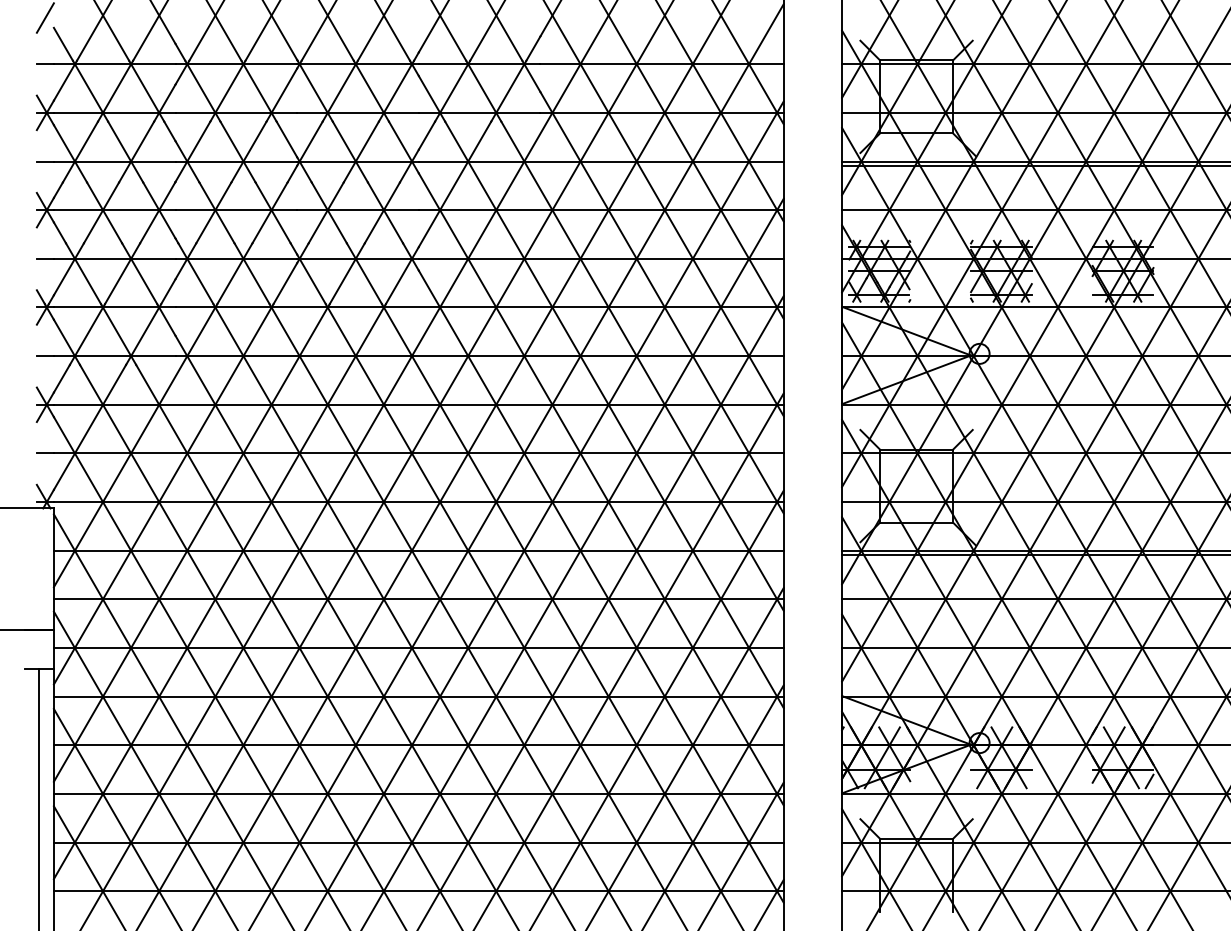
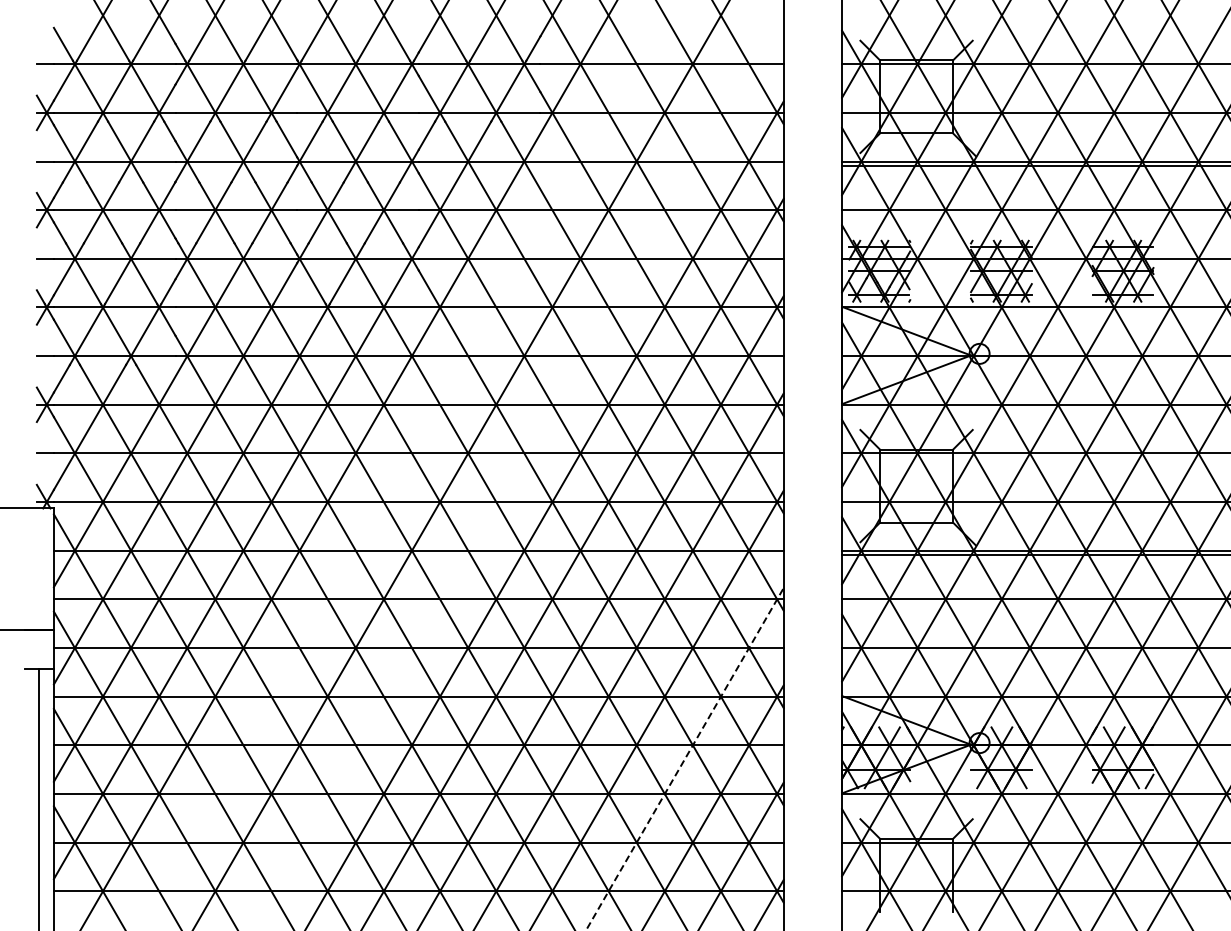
line: present -> none (44, 17)
line: present -> none (405, 464)
line: present -> none (516, 465)
line: solid -> dashed (684, 759)
